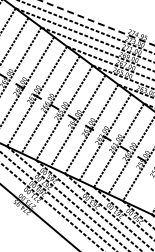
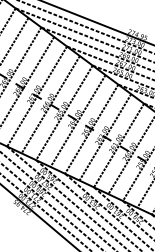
line: dashed -> solid (96, 22)
line: none -> present (144, 195)
line: none -> present (45, 211)
